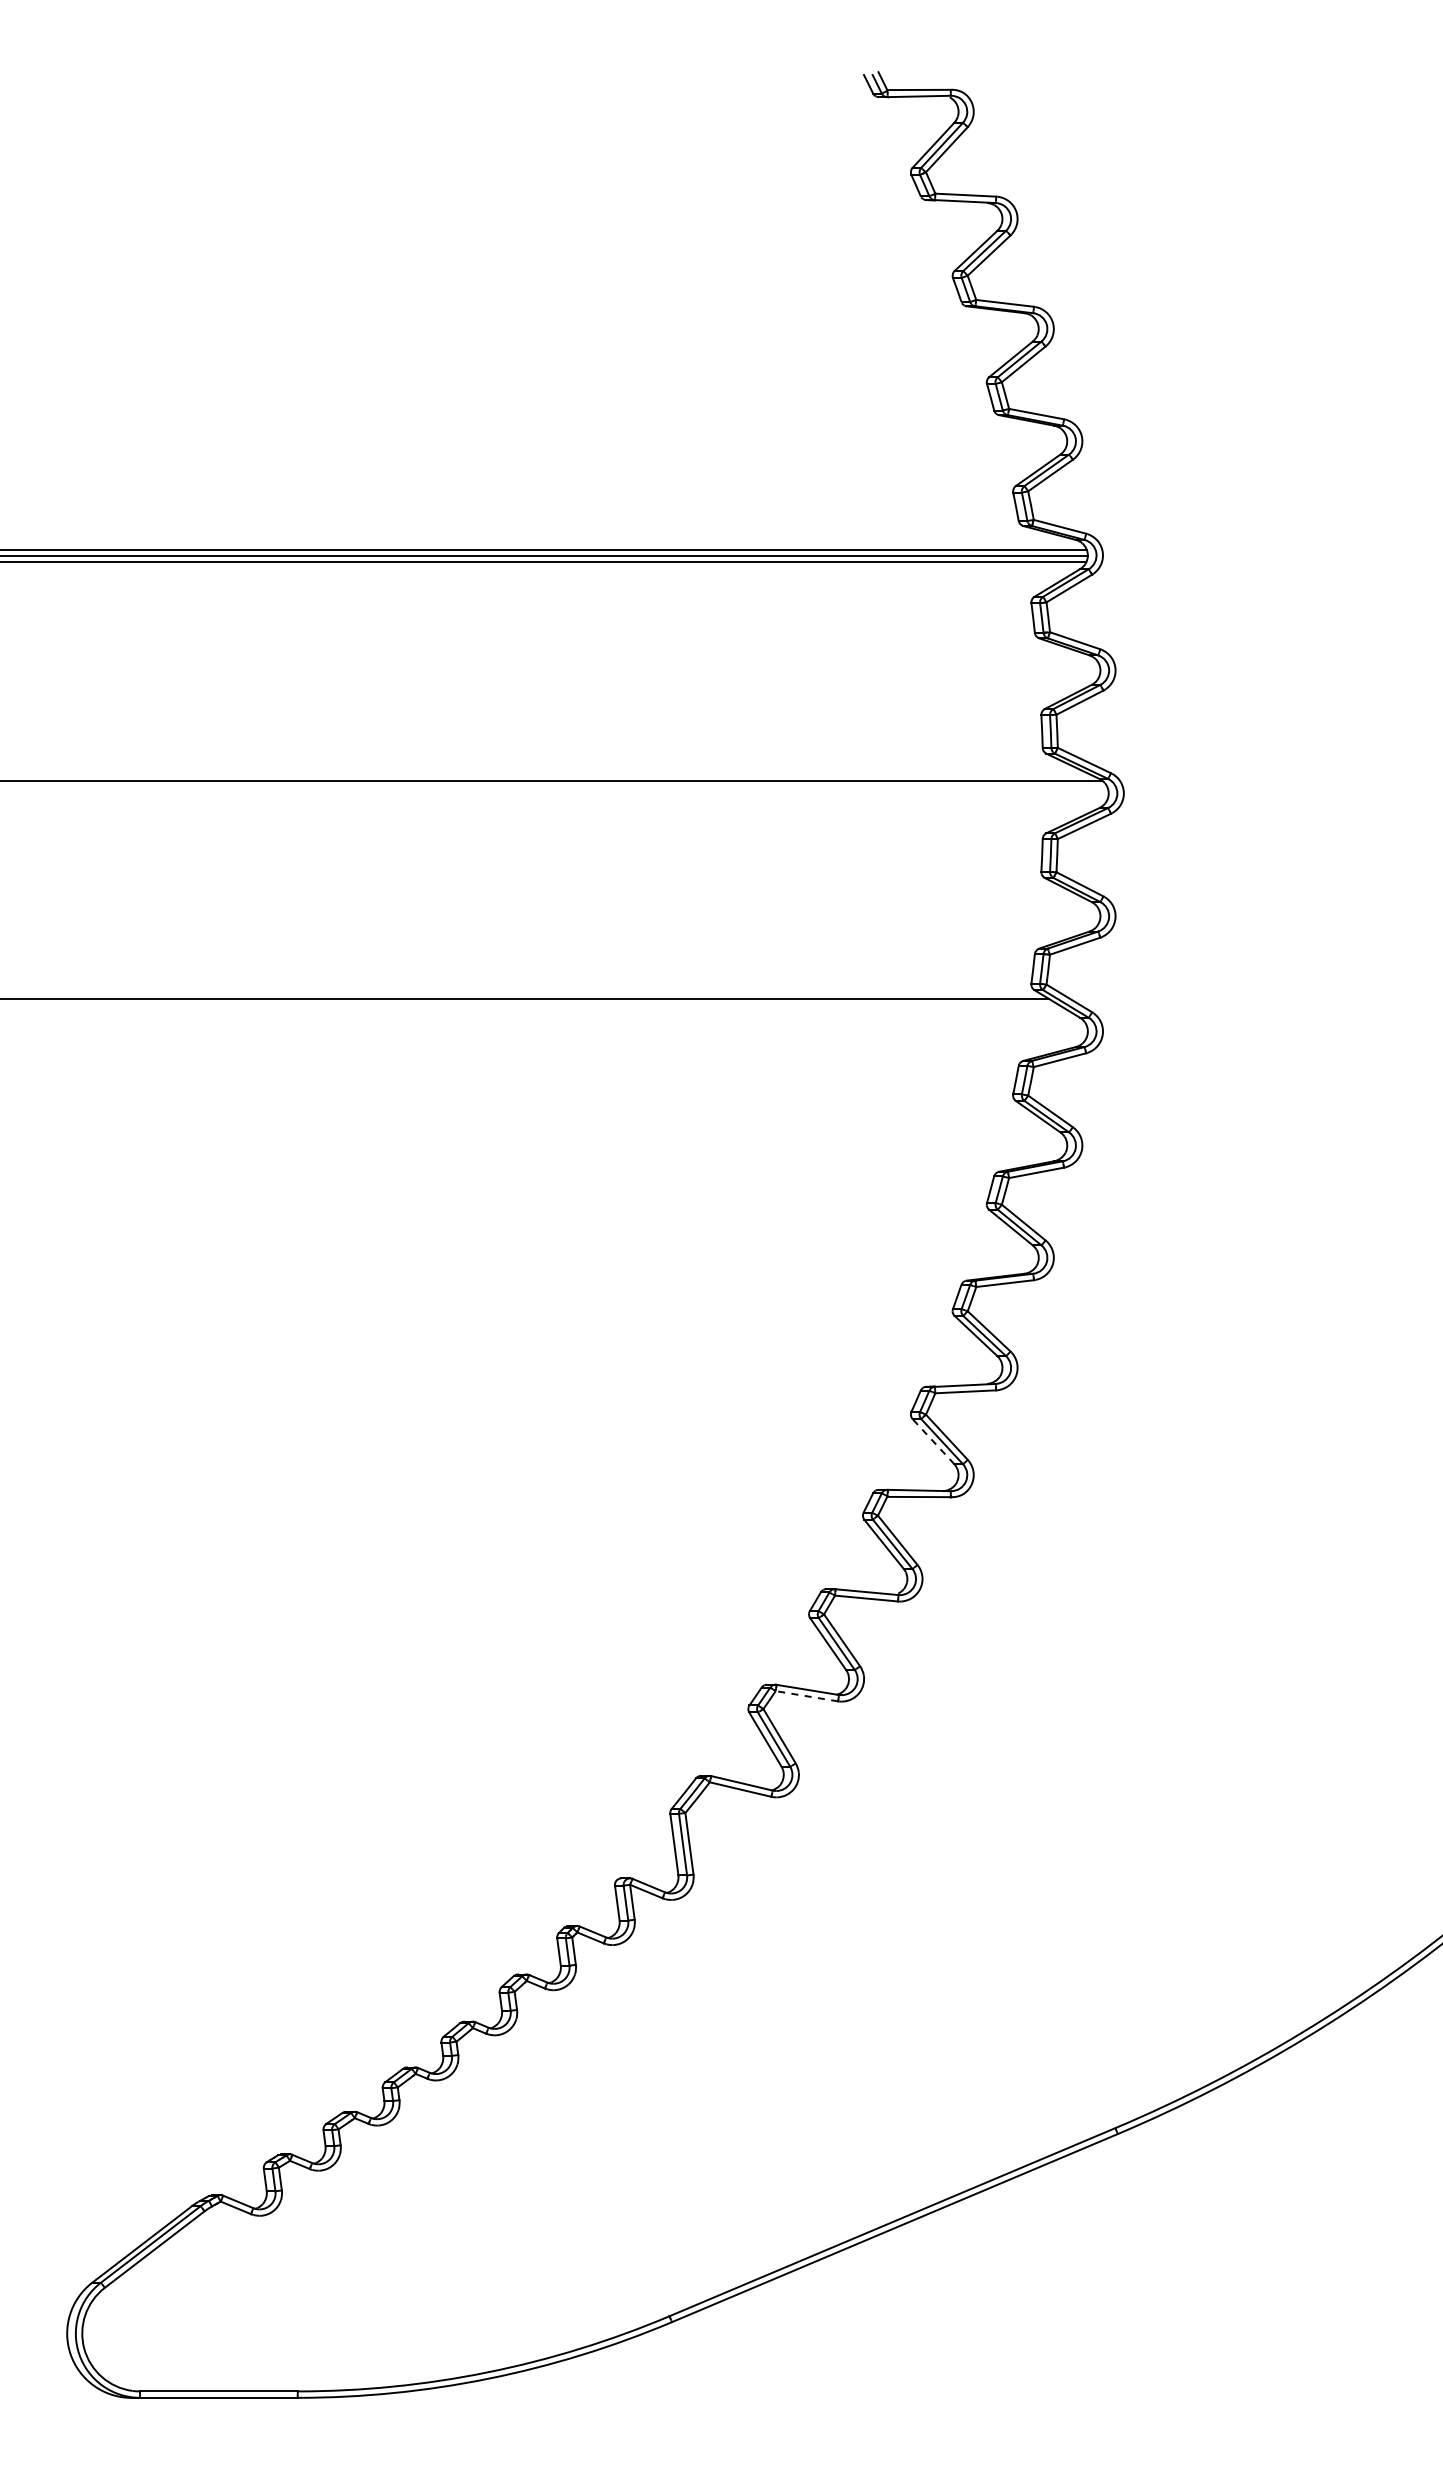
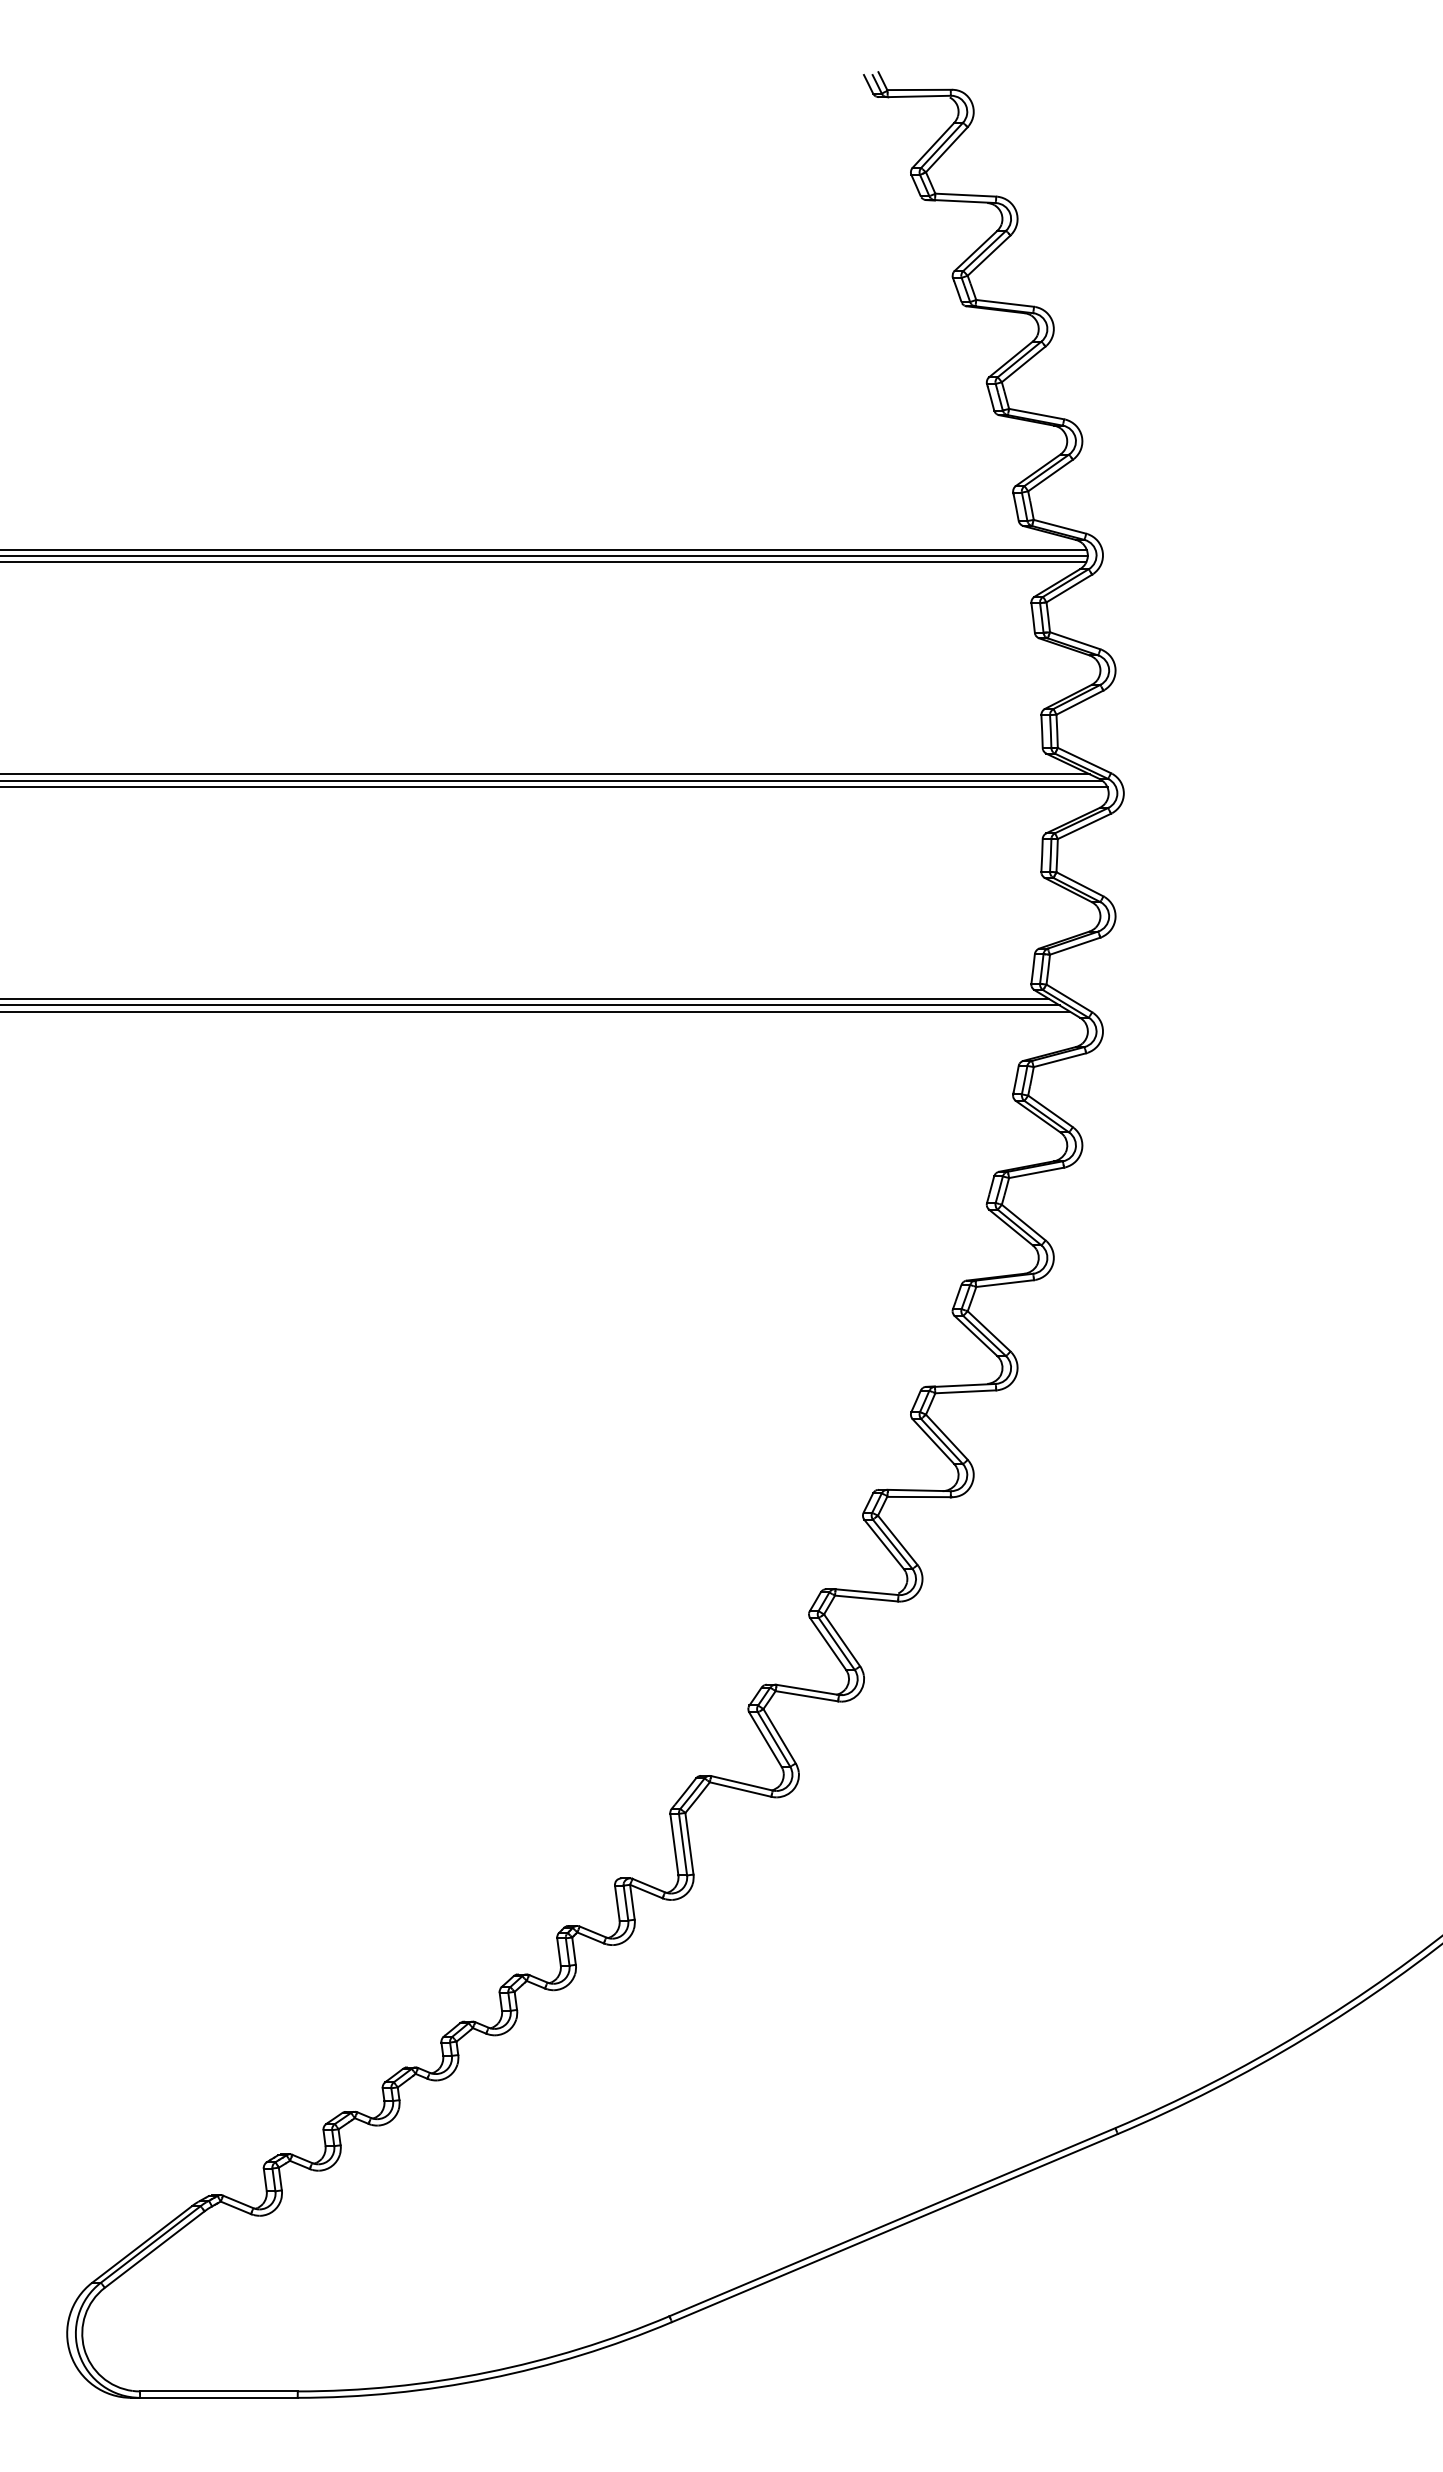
line: none -> present (545, 774)
line: none -> present (555, 787)
line: none -> present (530, 1005)
line: none -> present (536, 1011)
line: dashed -> solid (933, 1441)
line: dashed -> solid (806, 1696)
